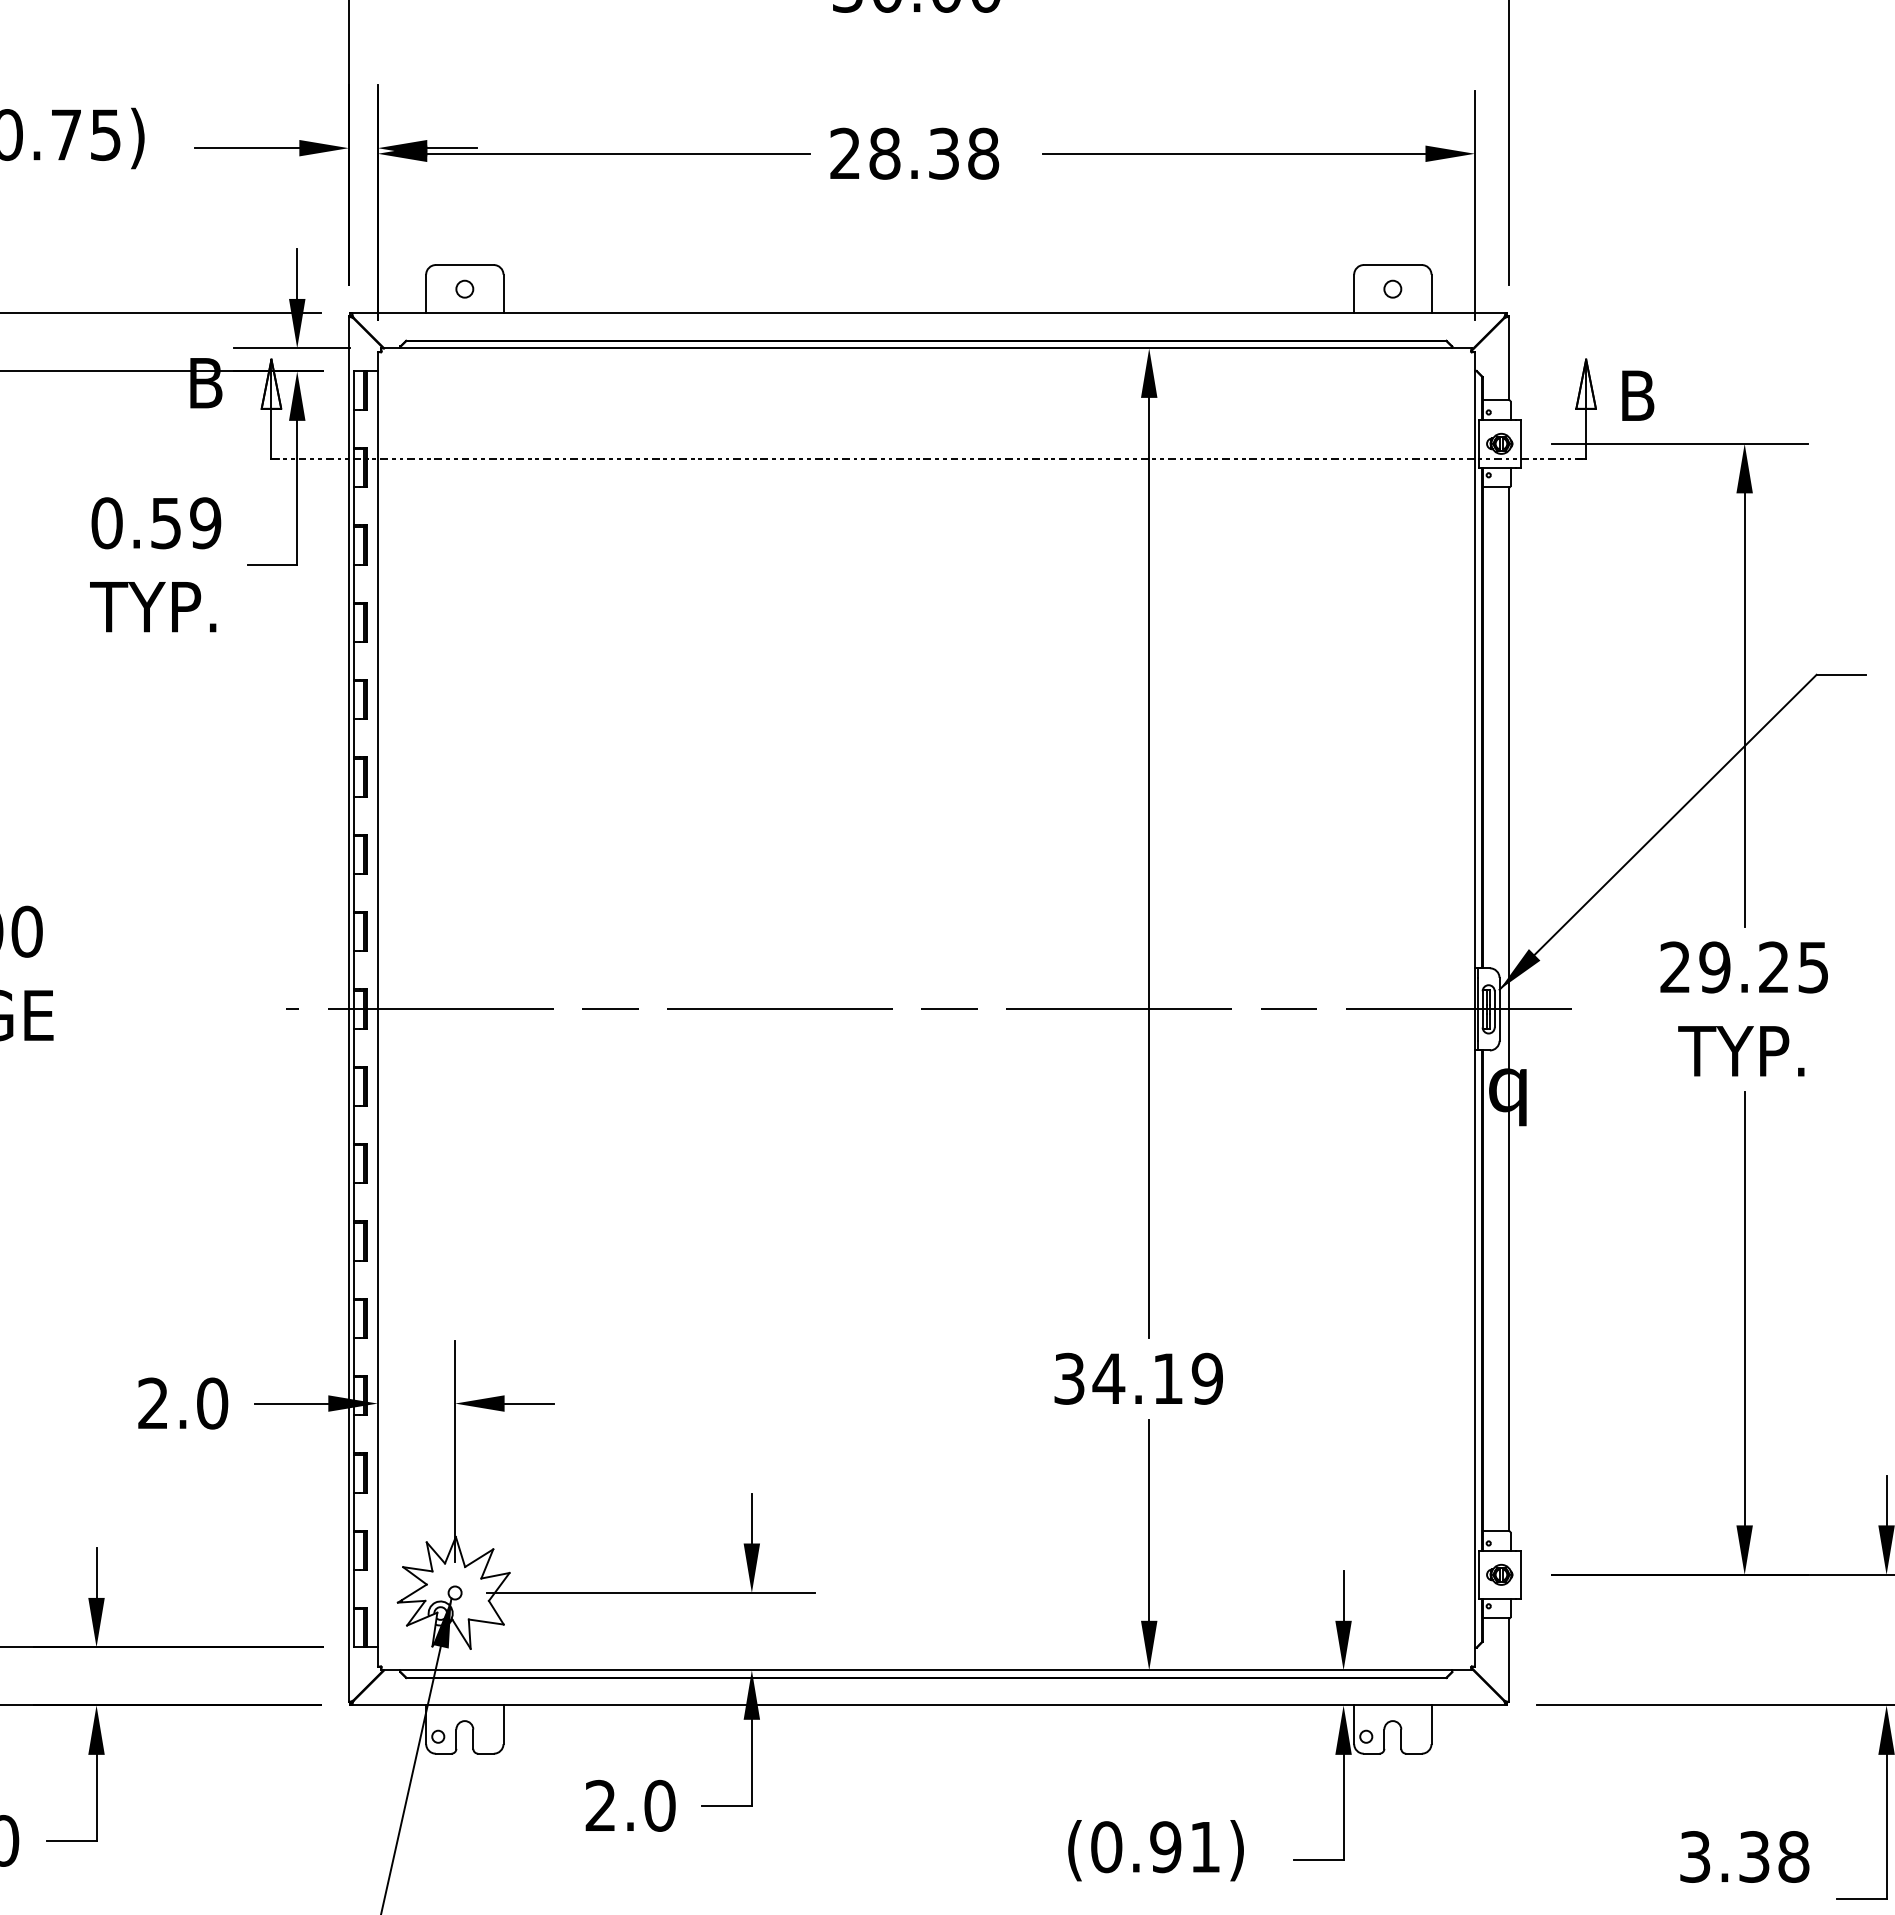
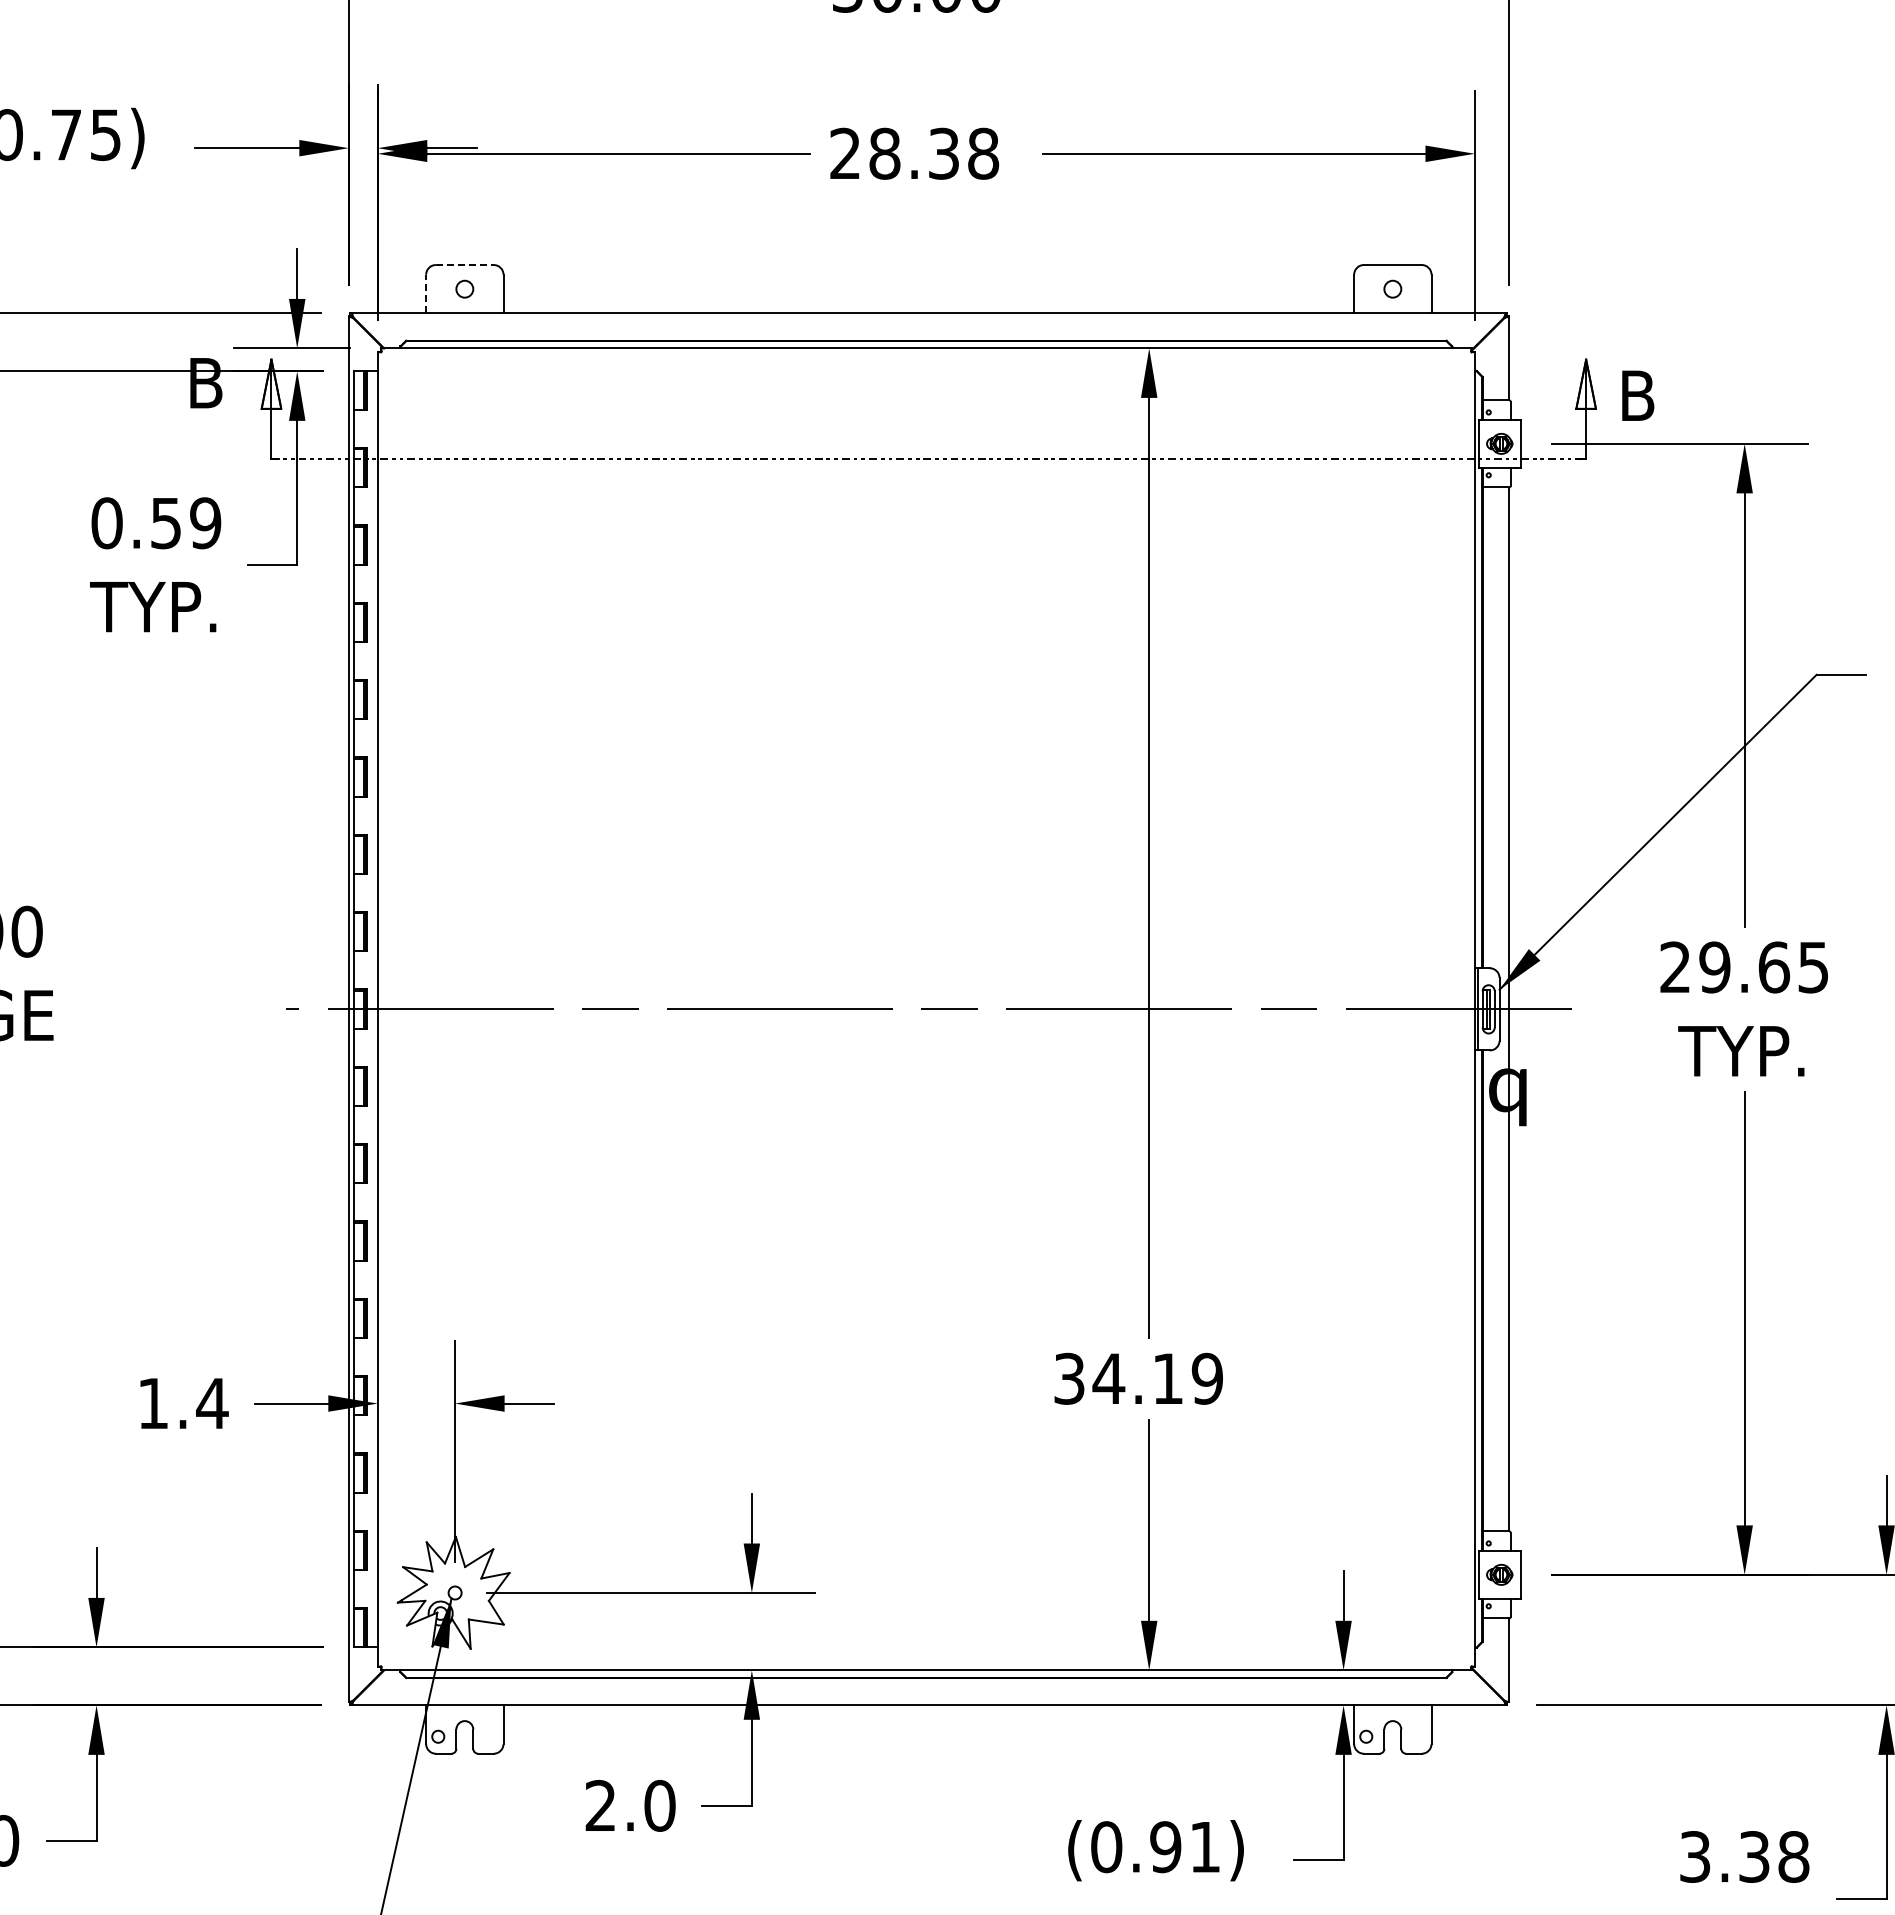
line: solid -> dashed (465, 265)
line: solid -> dashed (426, 293)
text: 29.25 -> 29.65 (1774, 967)
text: 2.0 -> 1.4 (183, 1403)
